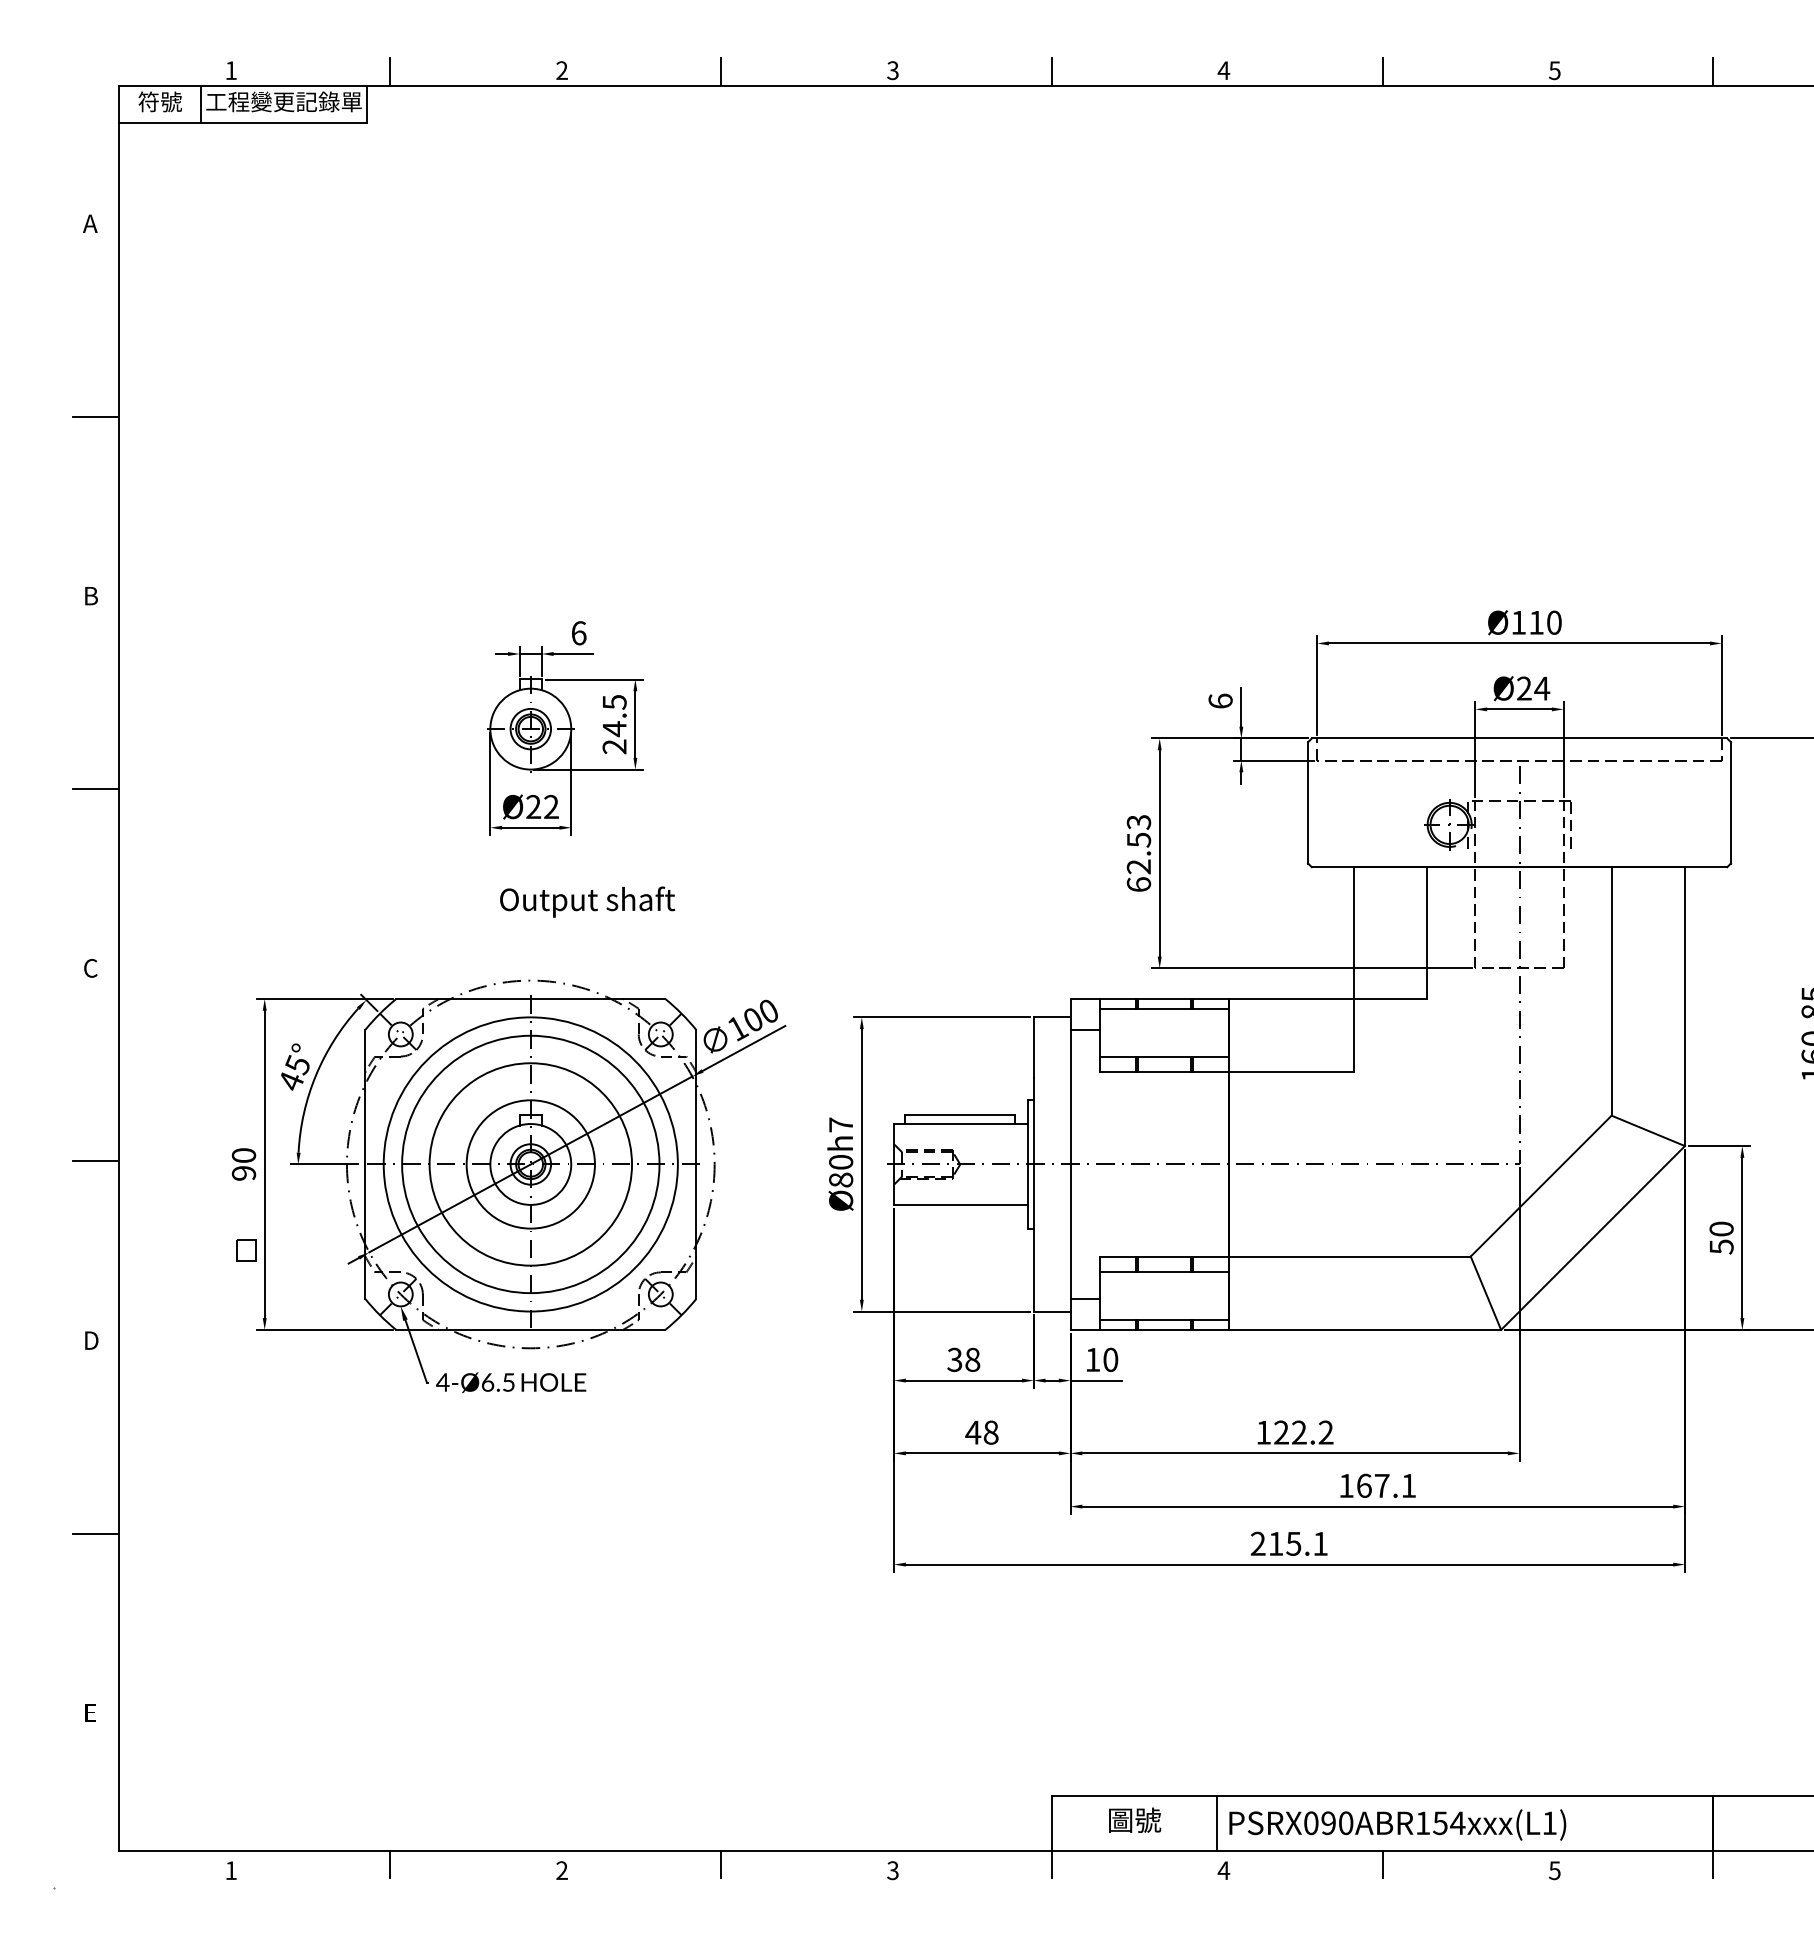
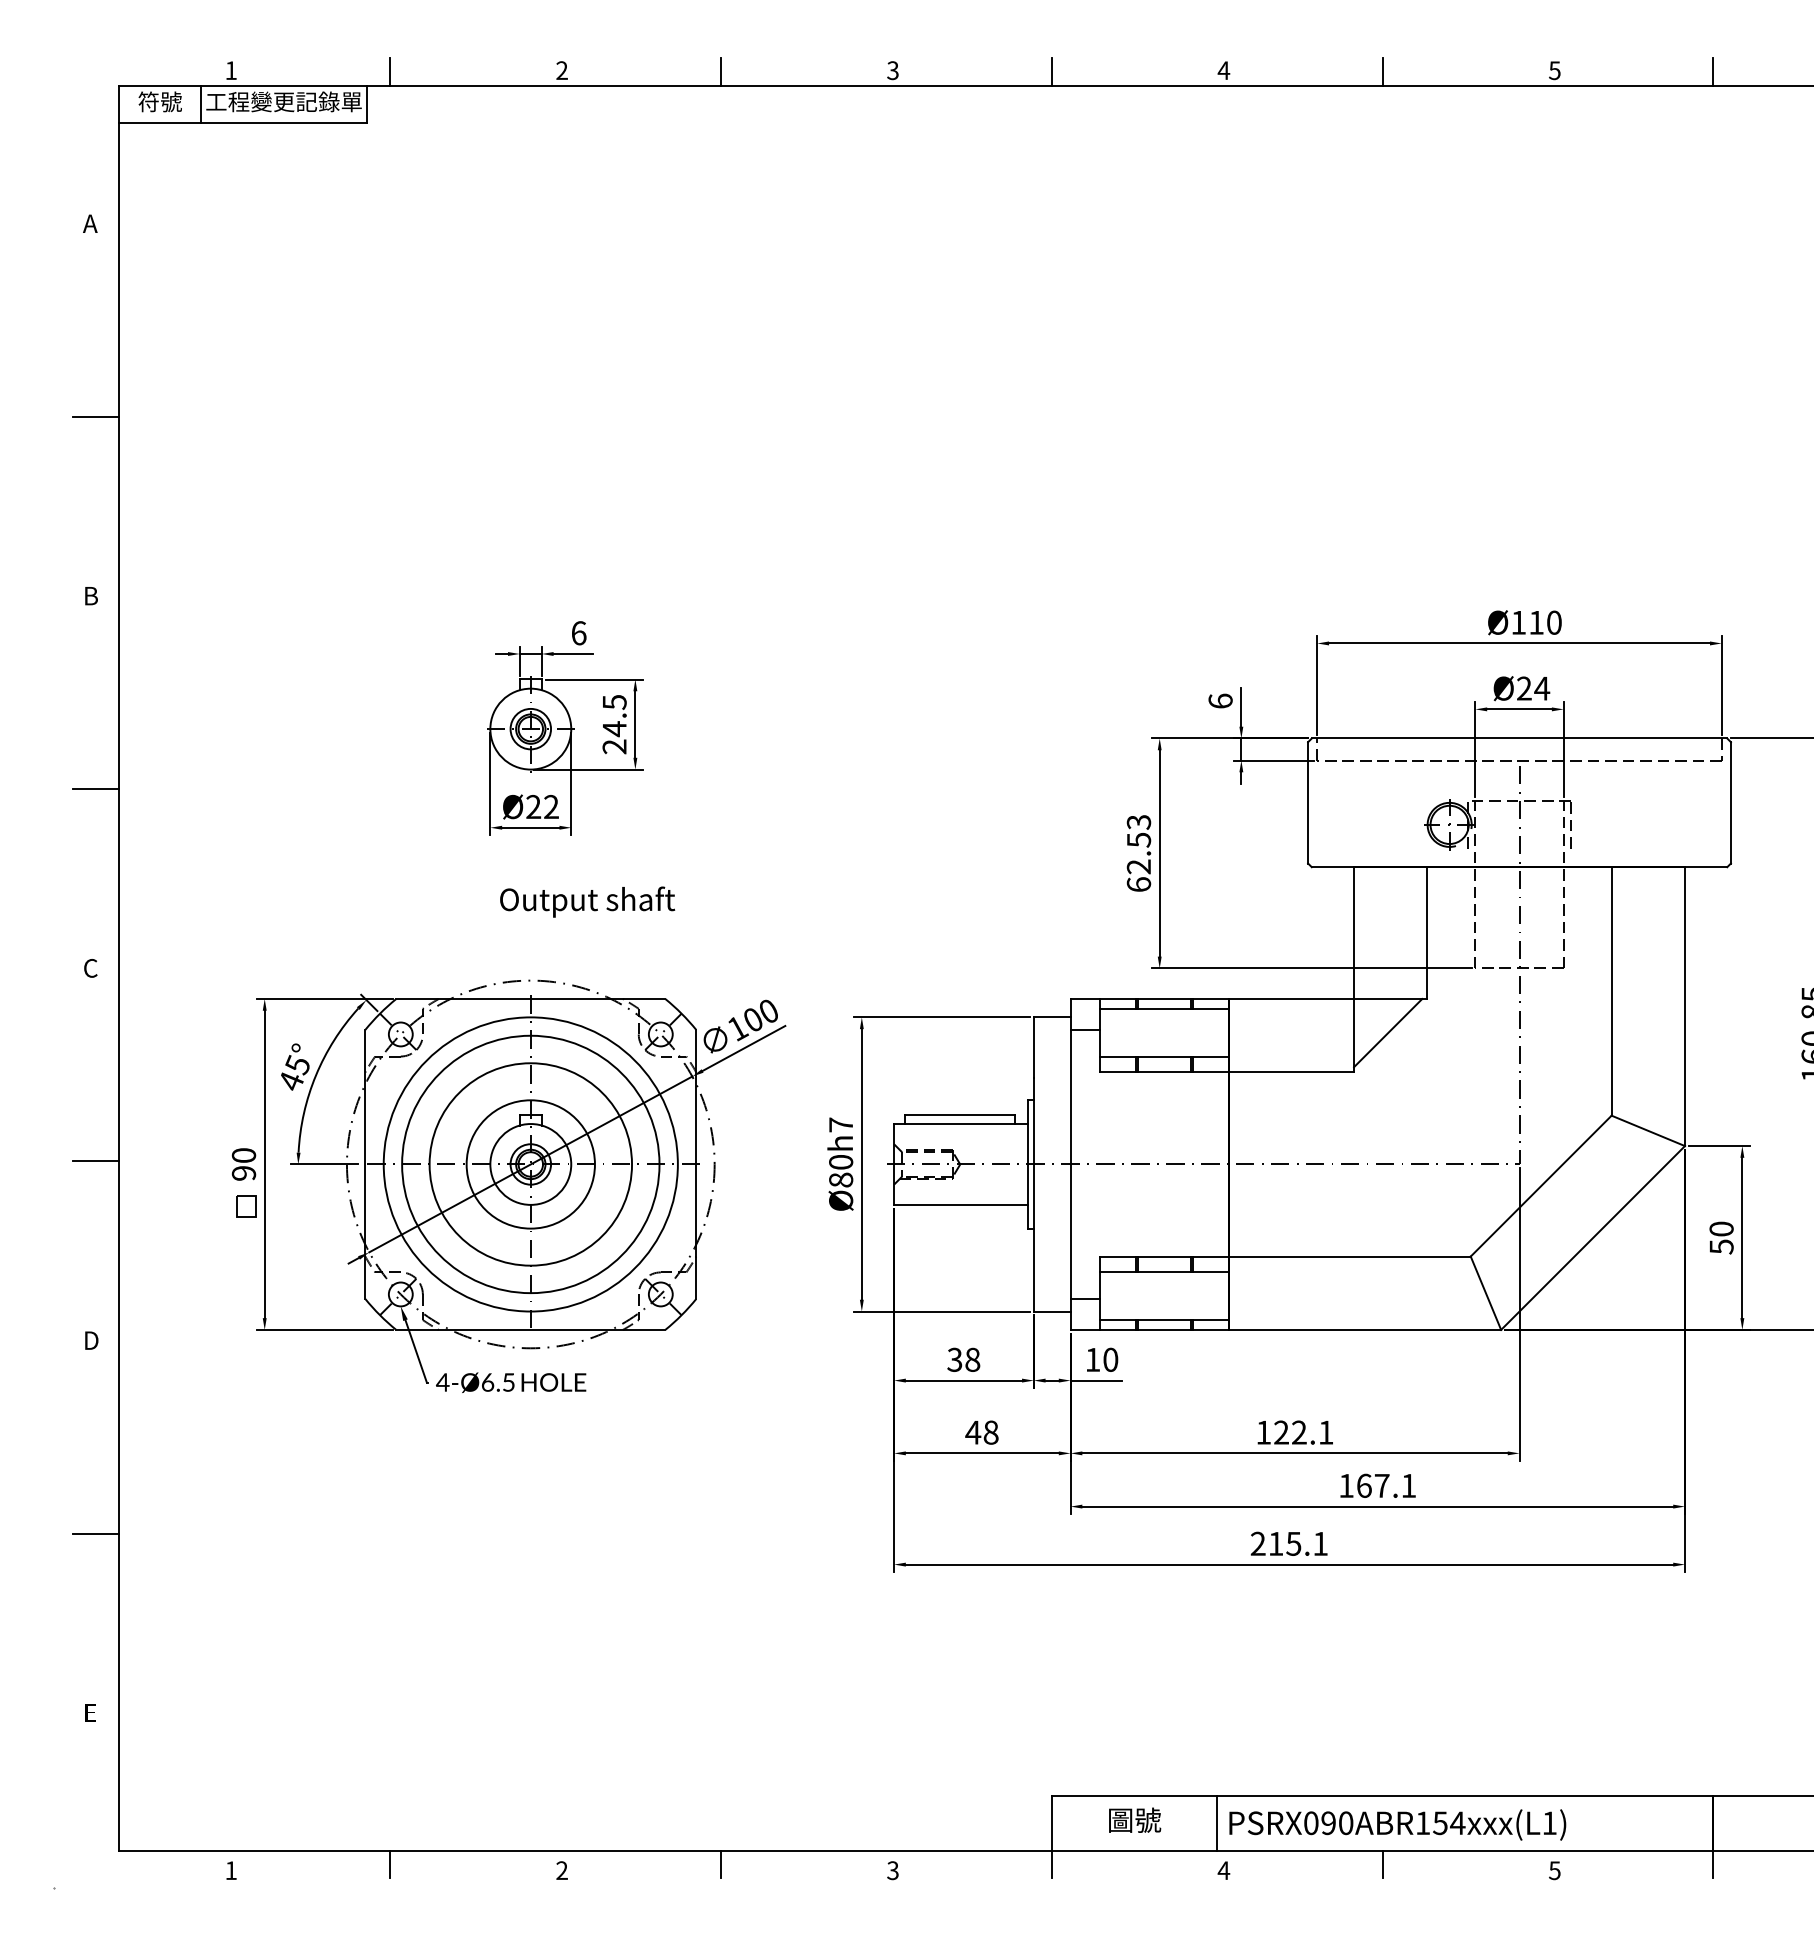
line: none -> present (1388, 1033)
part position: (246, 1250) -> (246, 1206) (246, 1206)
text: 122.2 -> 122.1 (1325, 1432)
